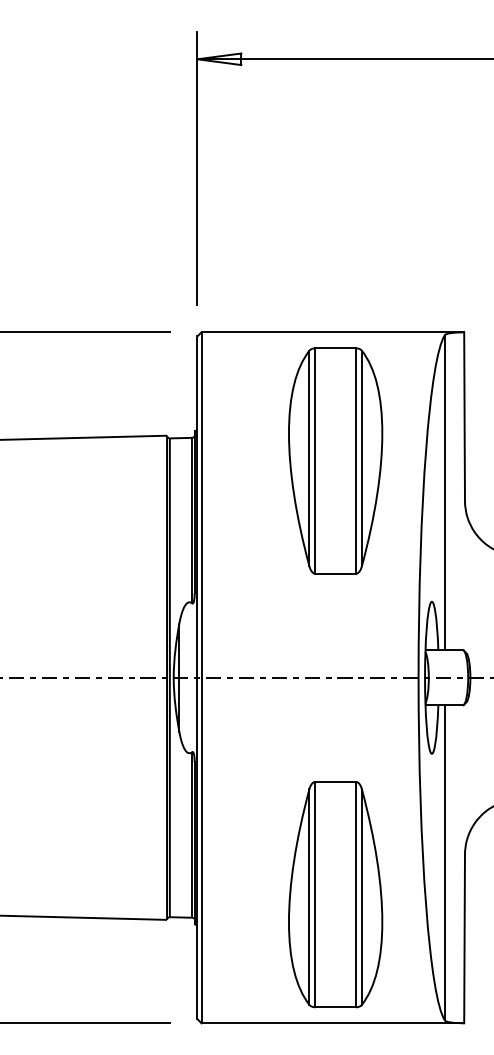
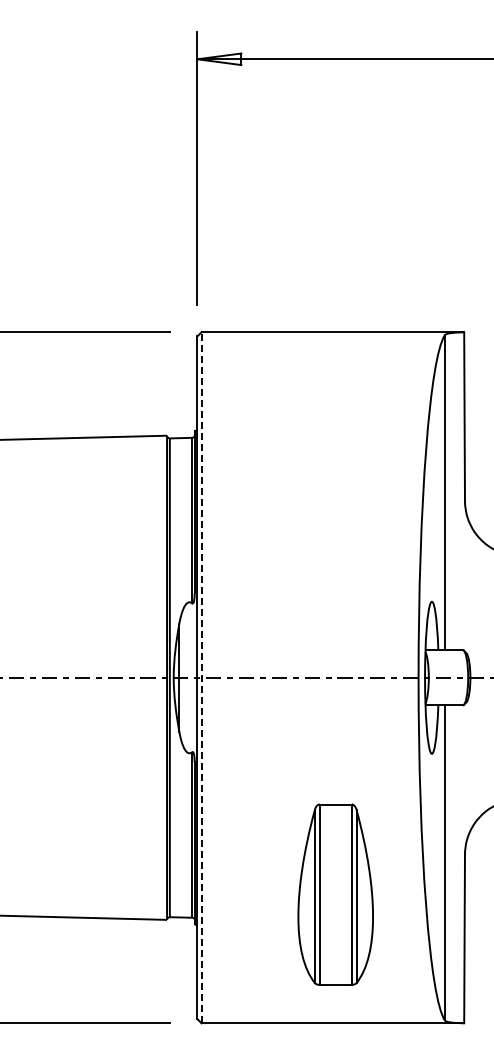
part: present -> none (335, 460)
line: solid -> dashed (201, 677)
part size: 96x228 px -> 77x183 px (335, 894)
